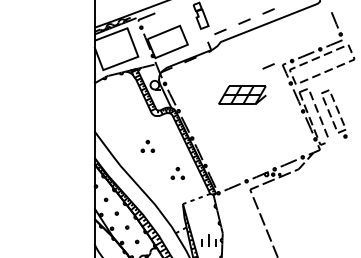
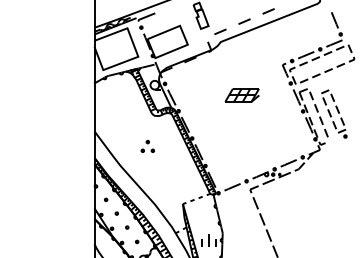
line: present -> none (268, 66)
part size: 49x20 px -> 36x15 px (241, 95)
part: present -> none (177, 173)
